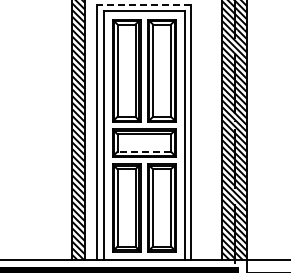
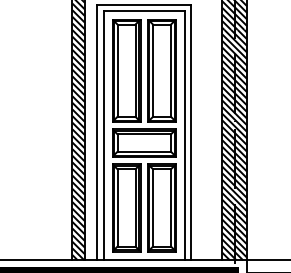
line: dashed -> solid (144, 4)
line: dashed -> solid (144, 151)
